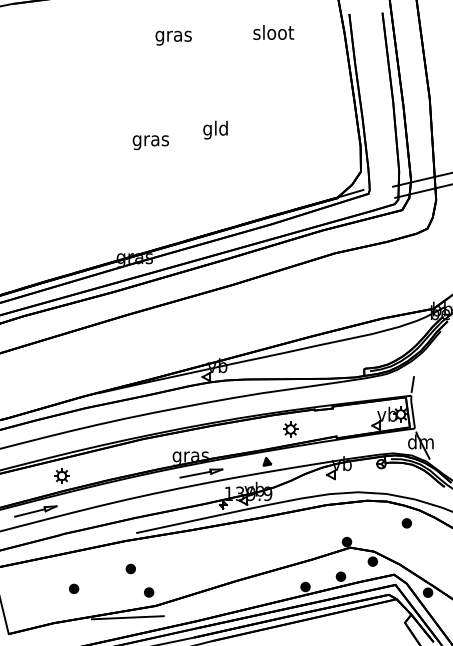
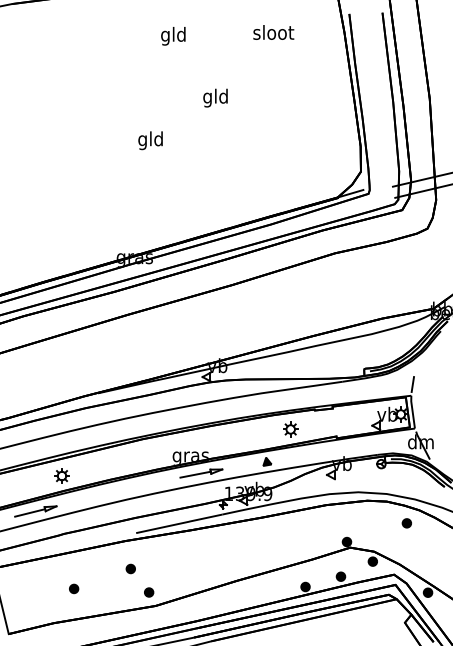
text: gras -> gld (173, 35)
text position: (215, 129) -> (215, 97) (215, 97)
text: gras -> gld (150, 140)
line: present -> none (127, 617)
